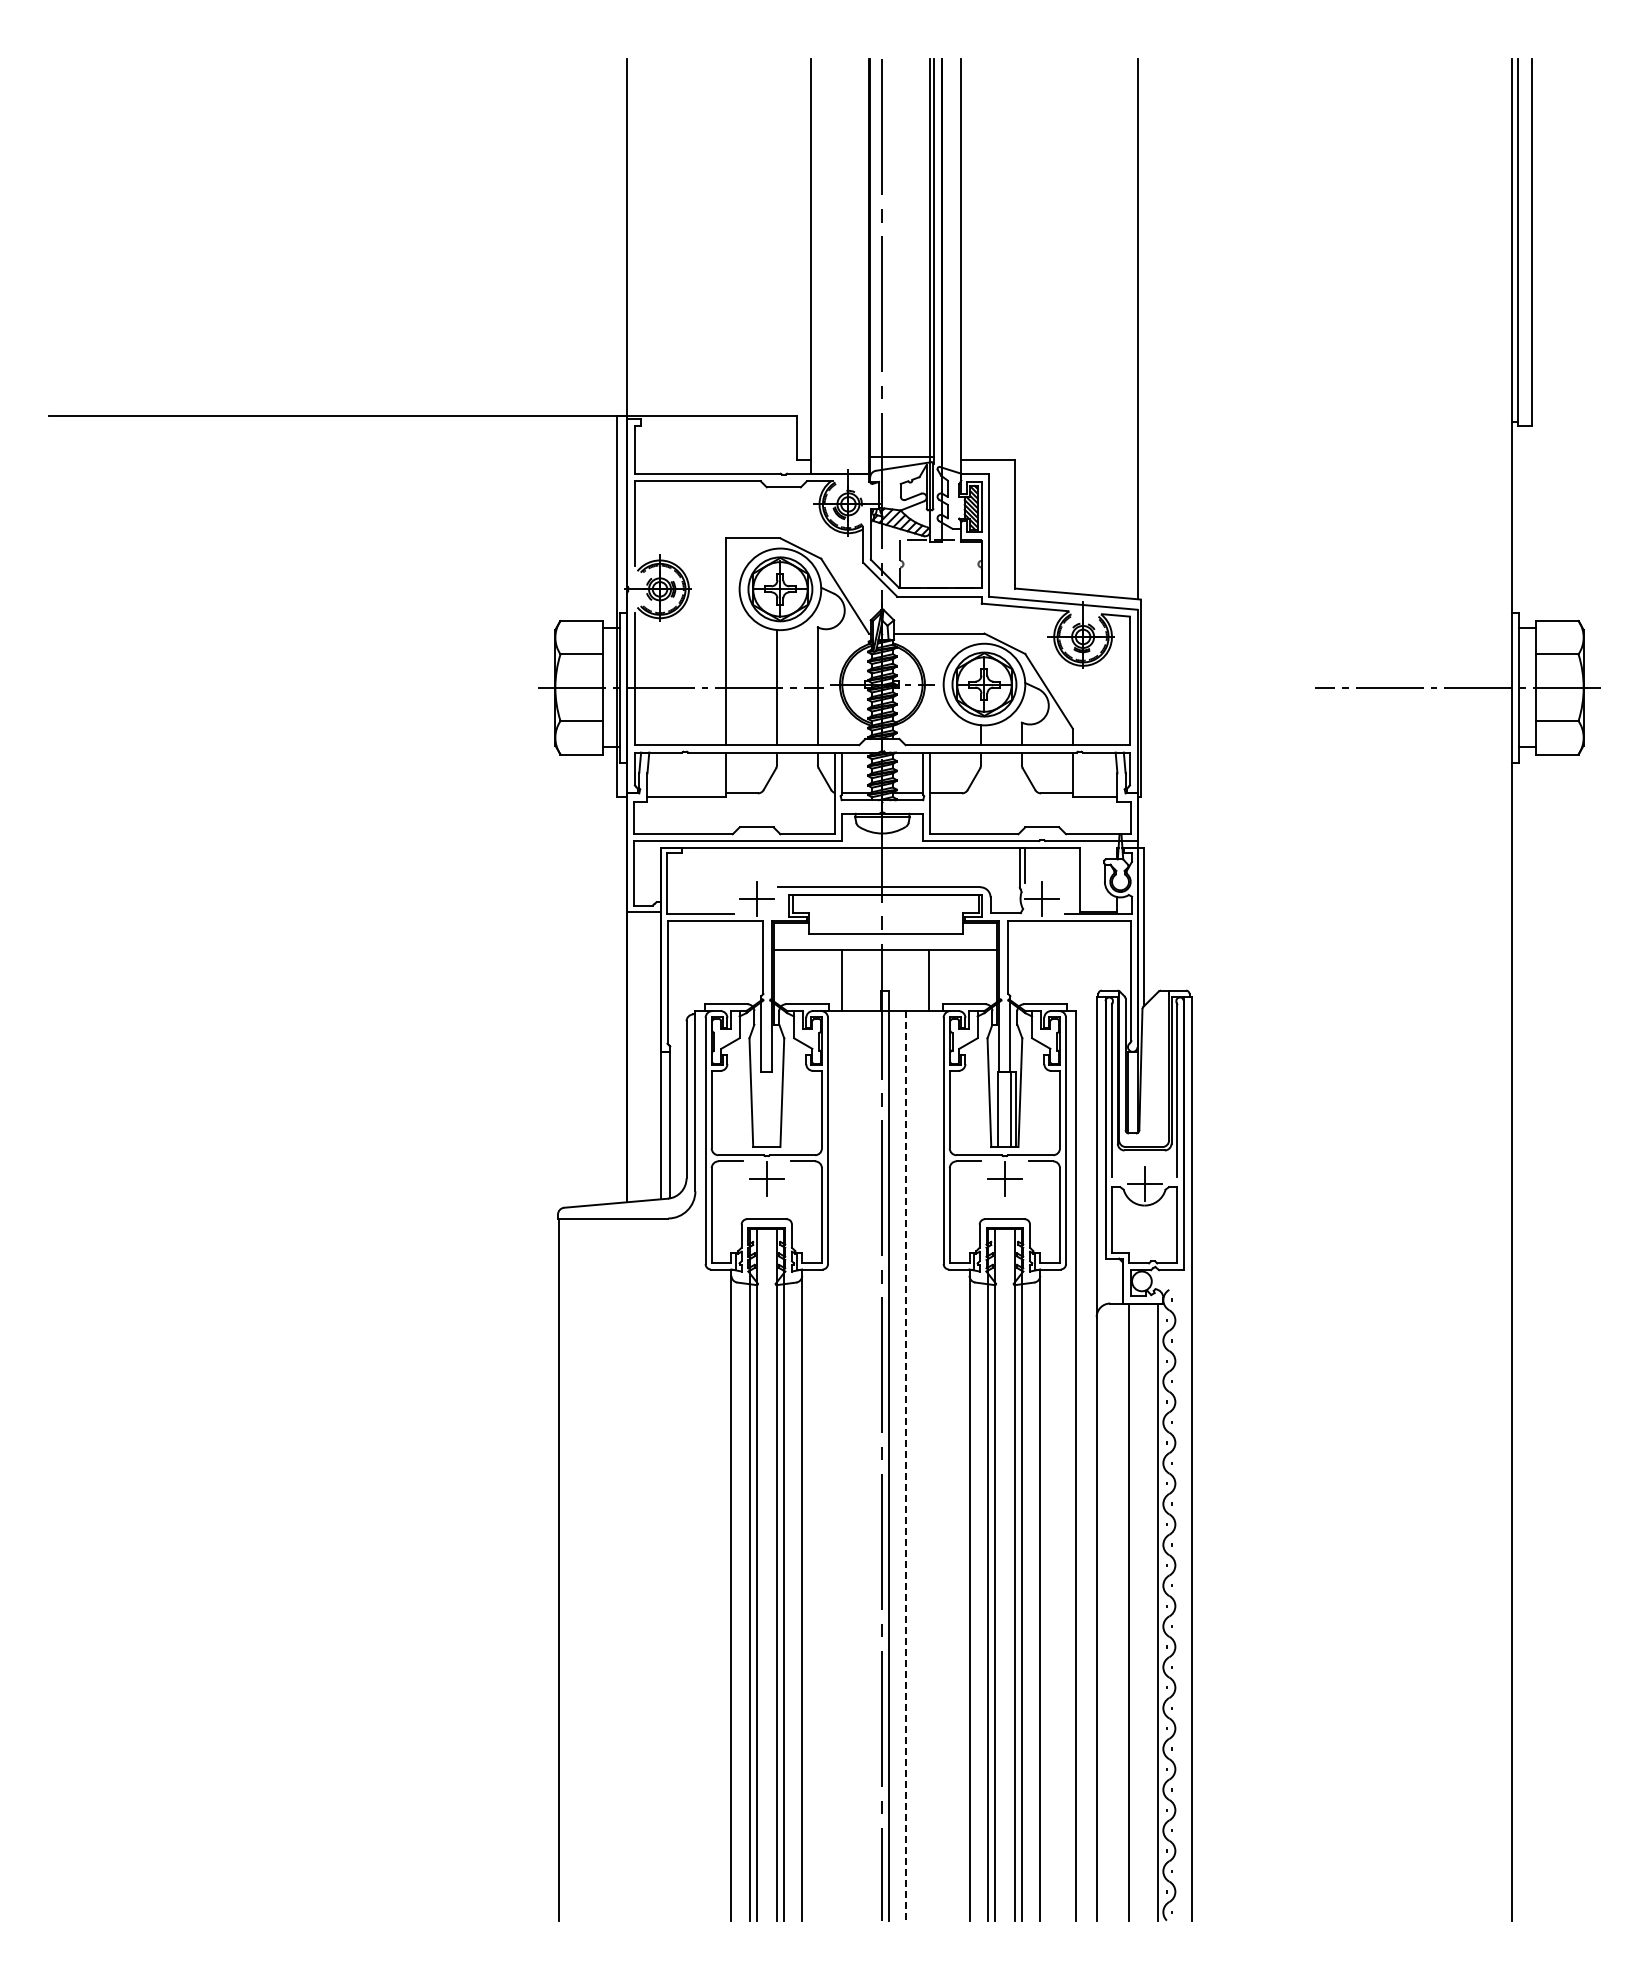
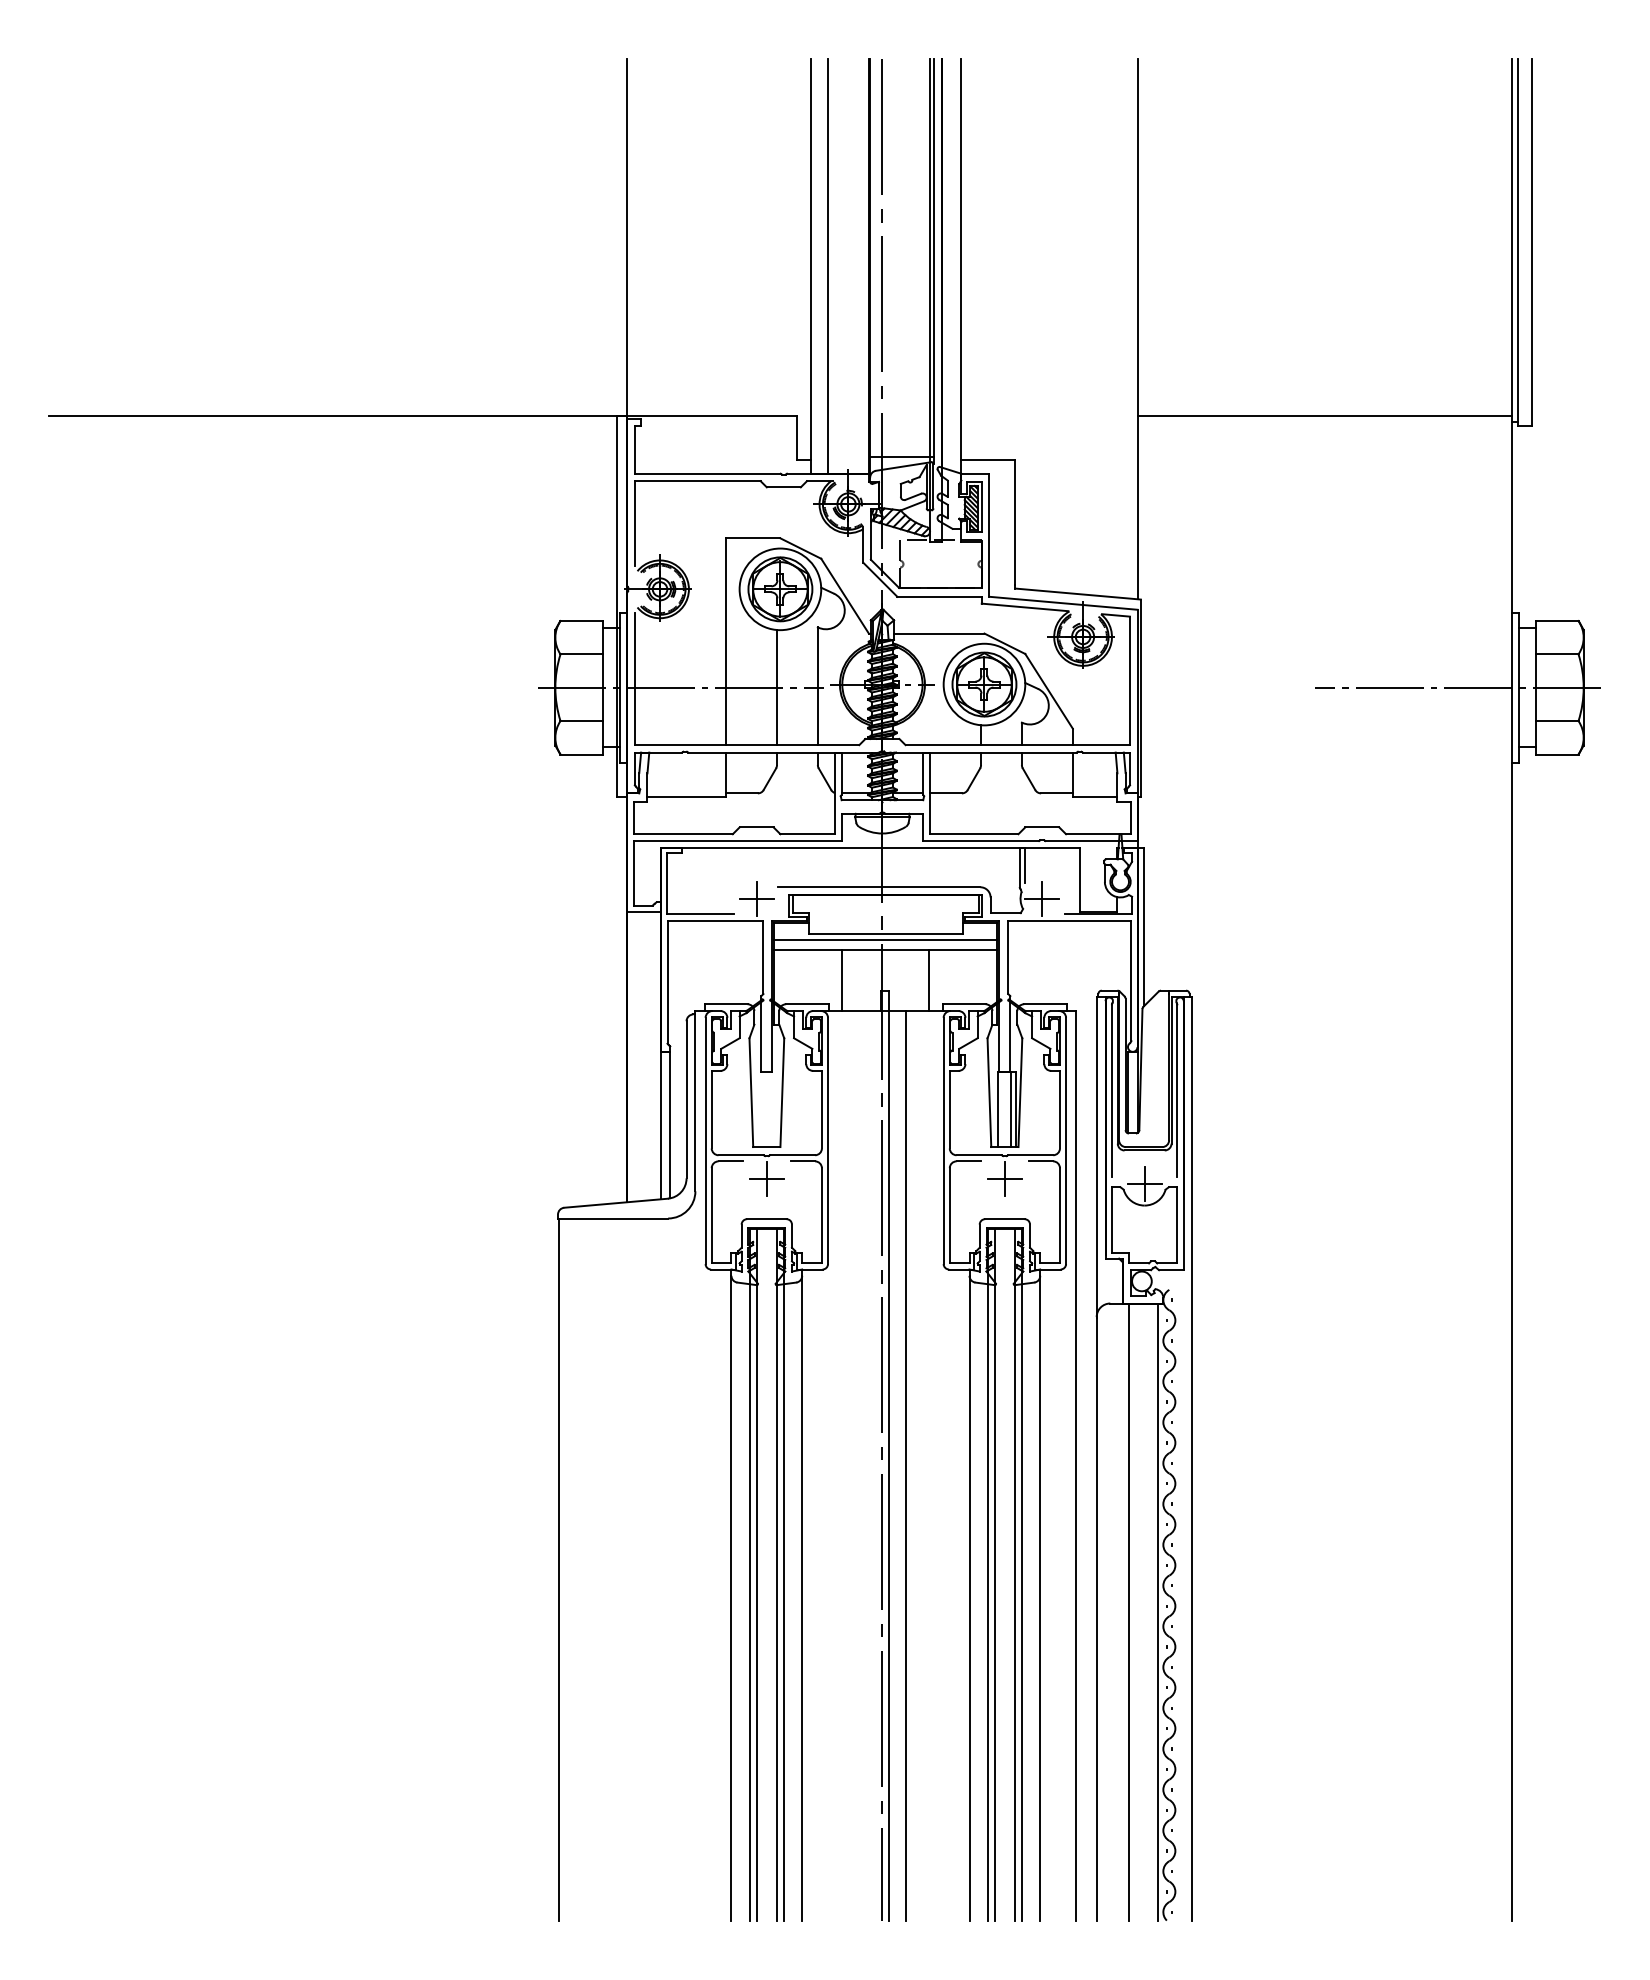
line: none -> present (828, 266)
line: none -> present (1324, 415)
line: none -> present (885, 940)
line: dashed -> solid (906, 1465)
